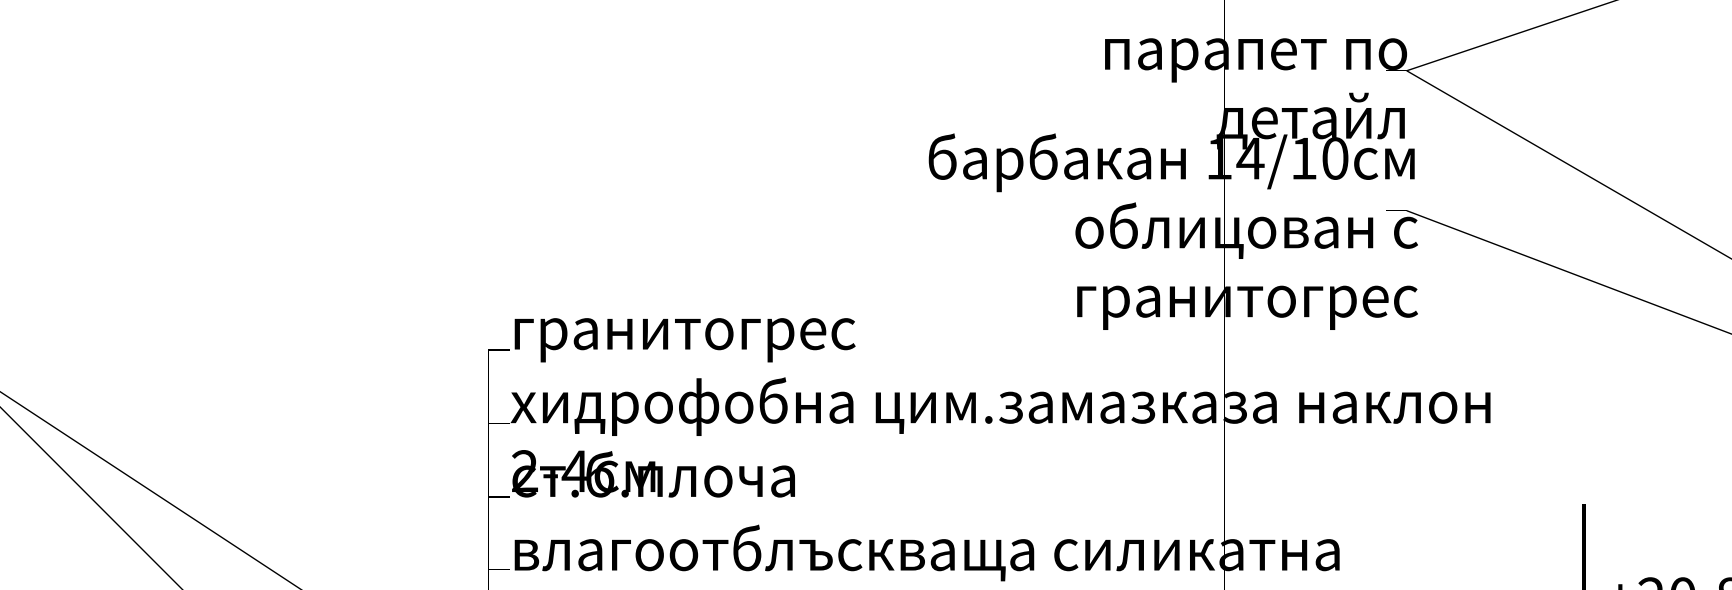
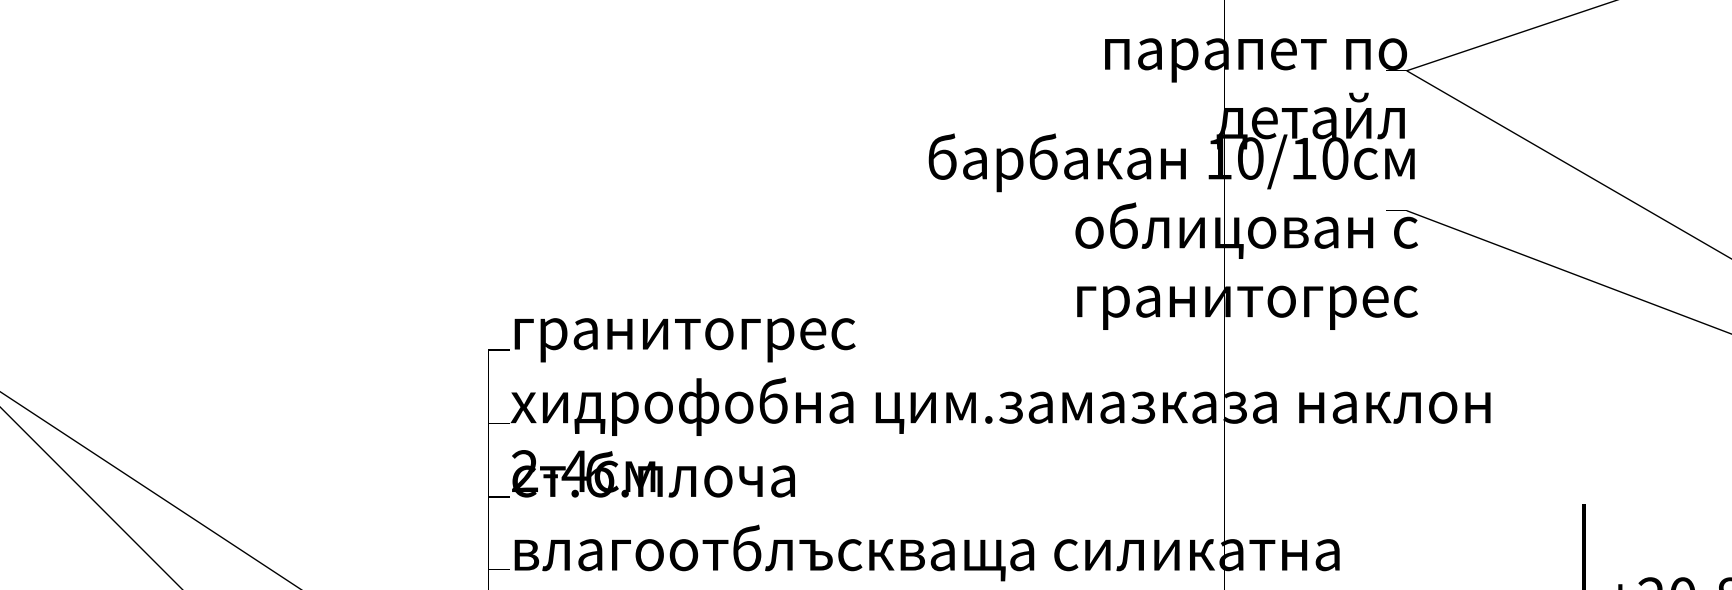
text: 14/10 -> 10/10 (1250, 158)
